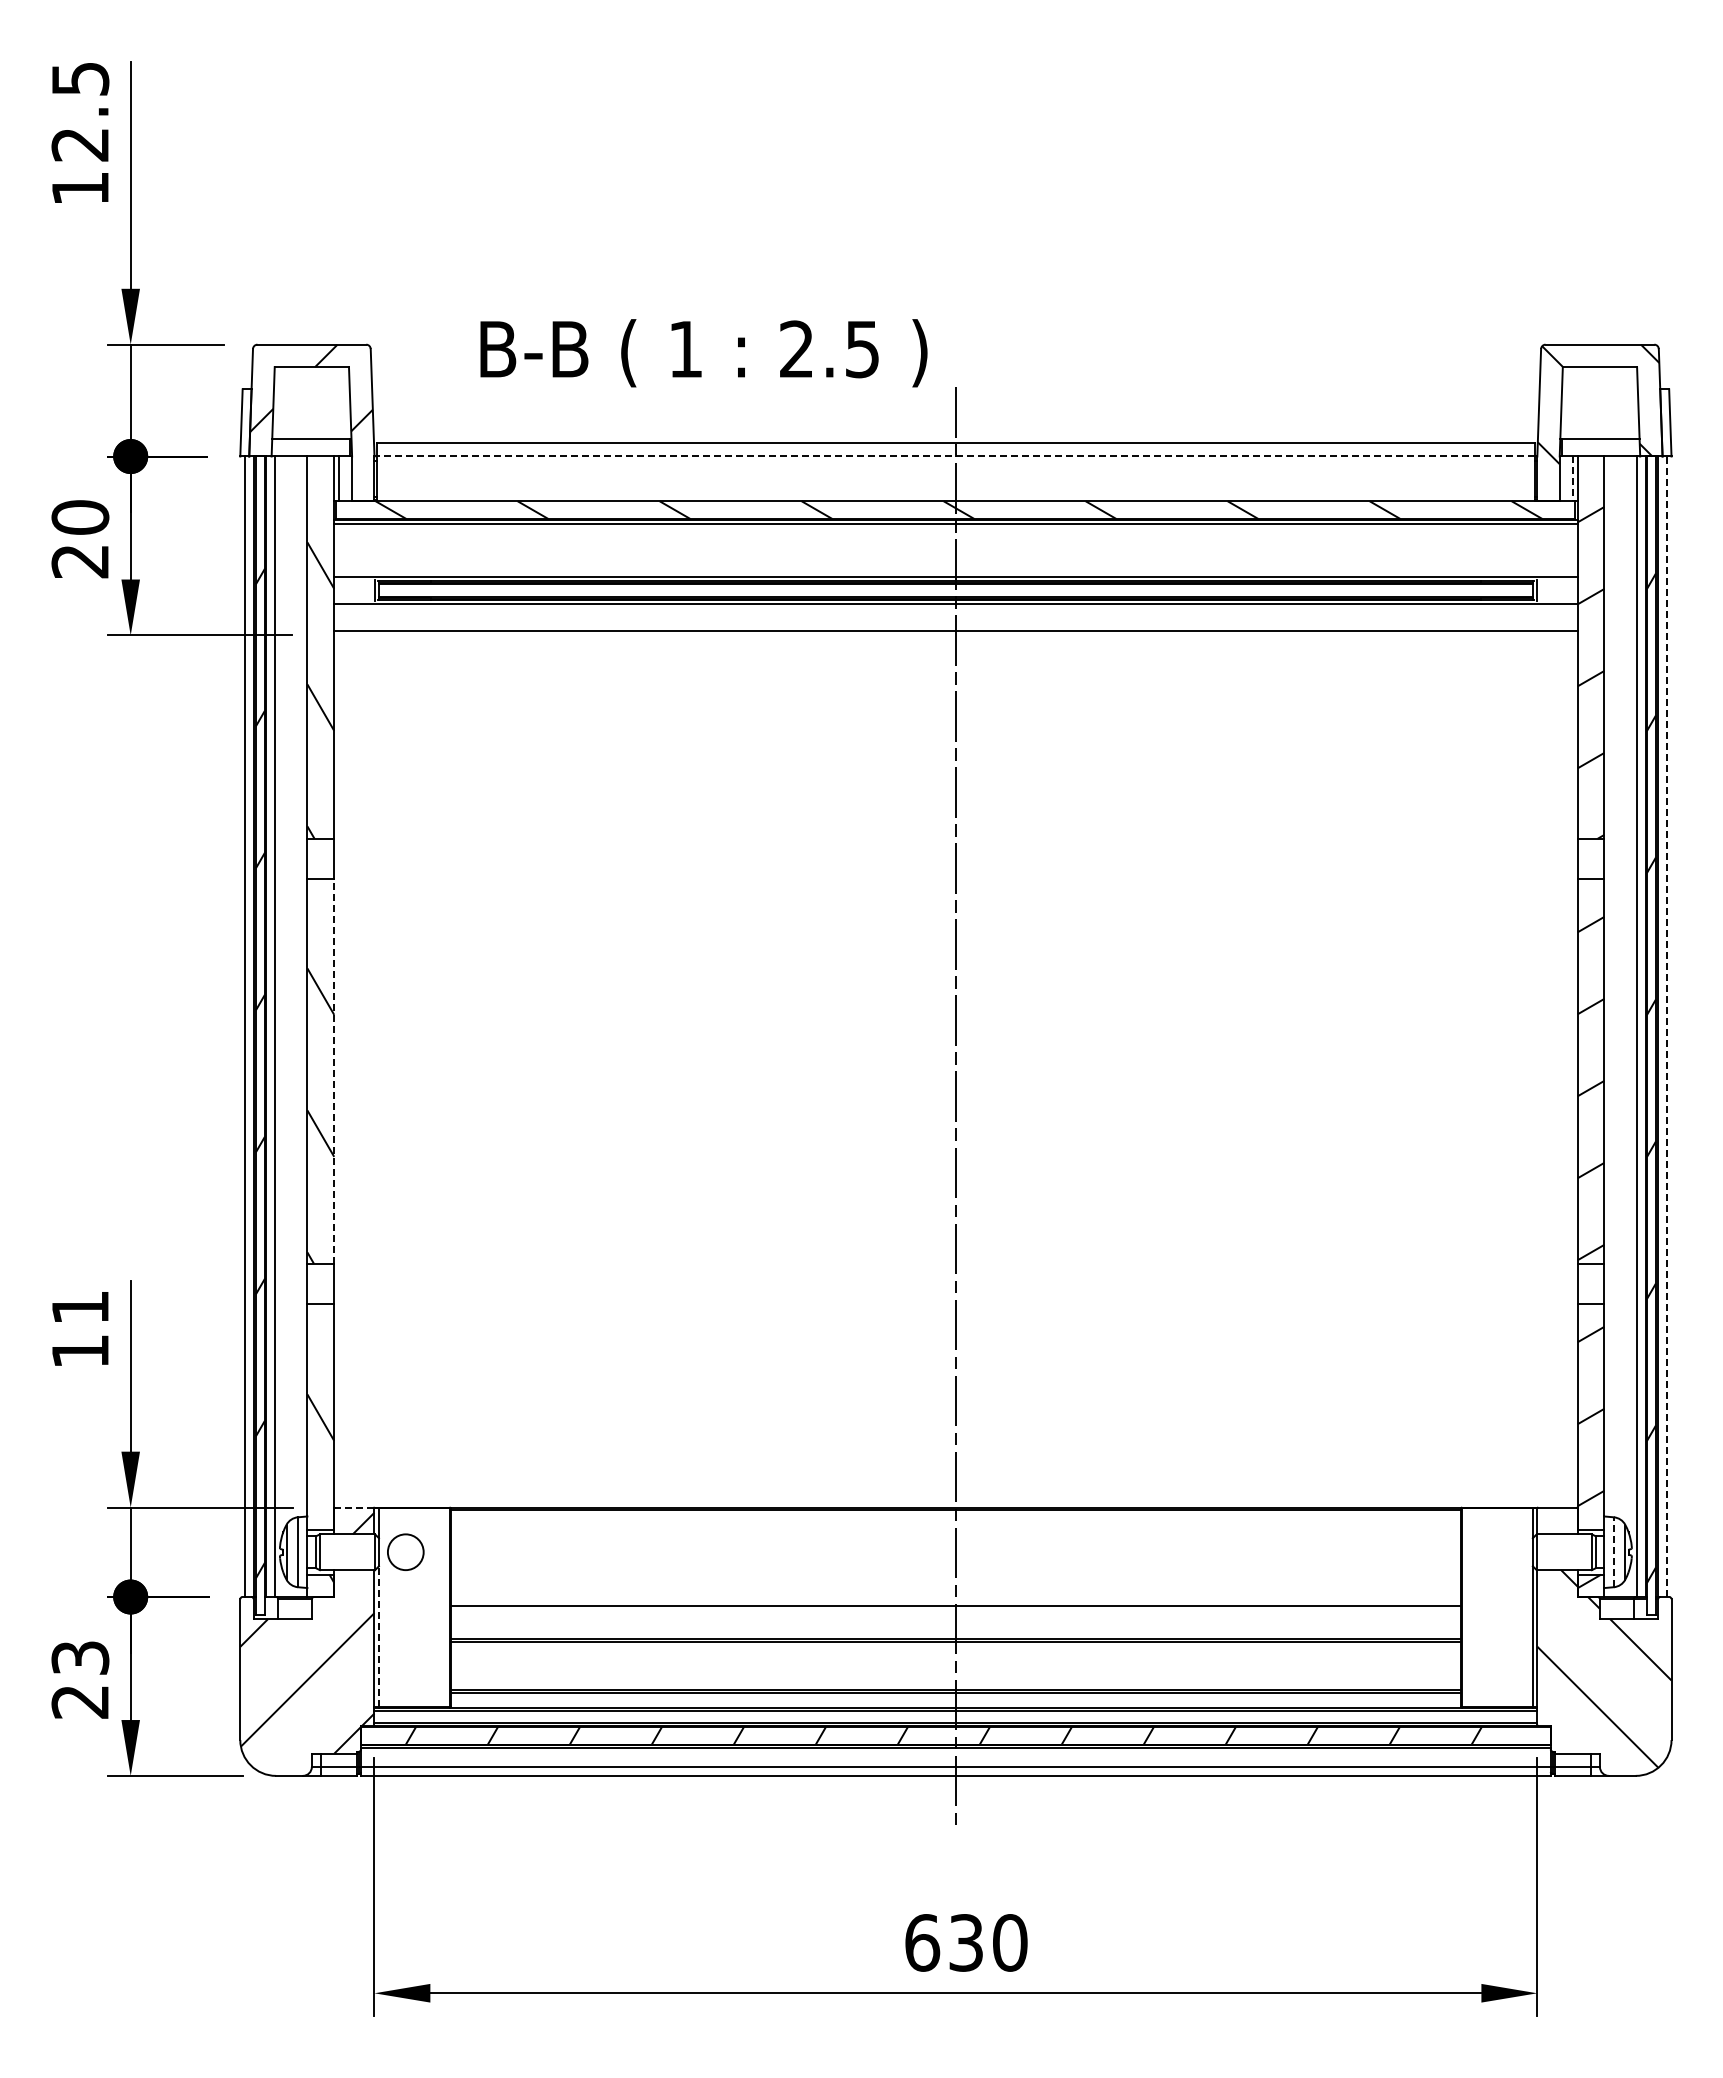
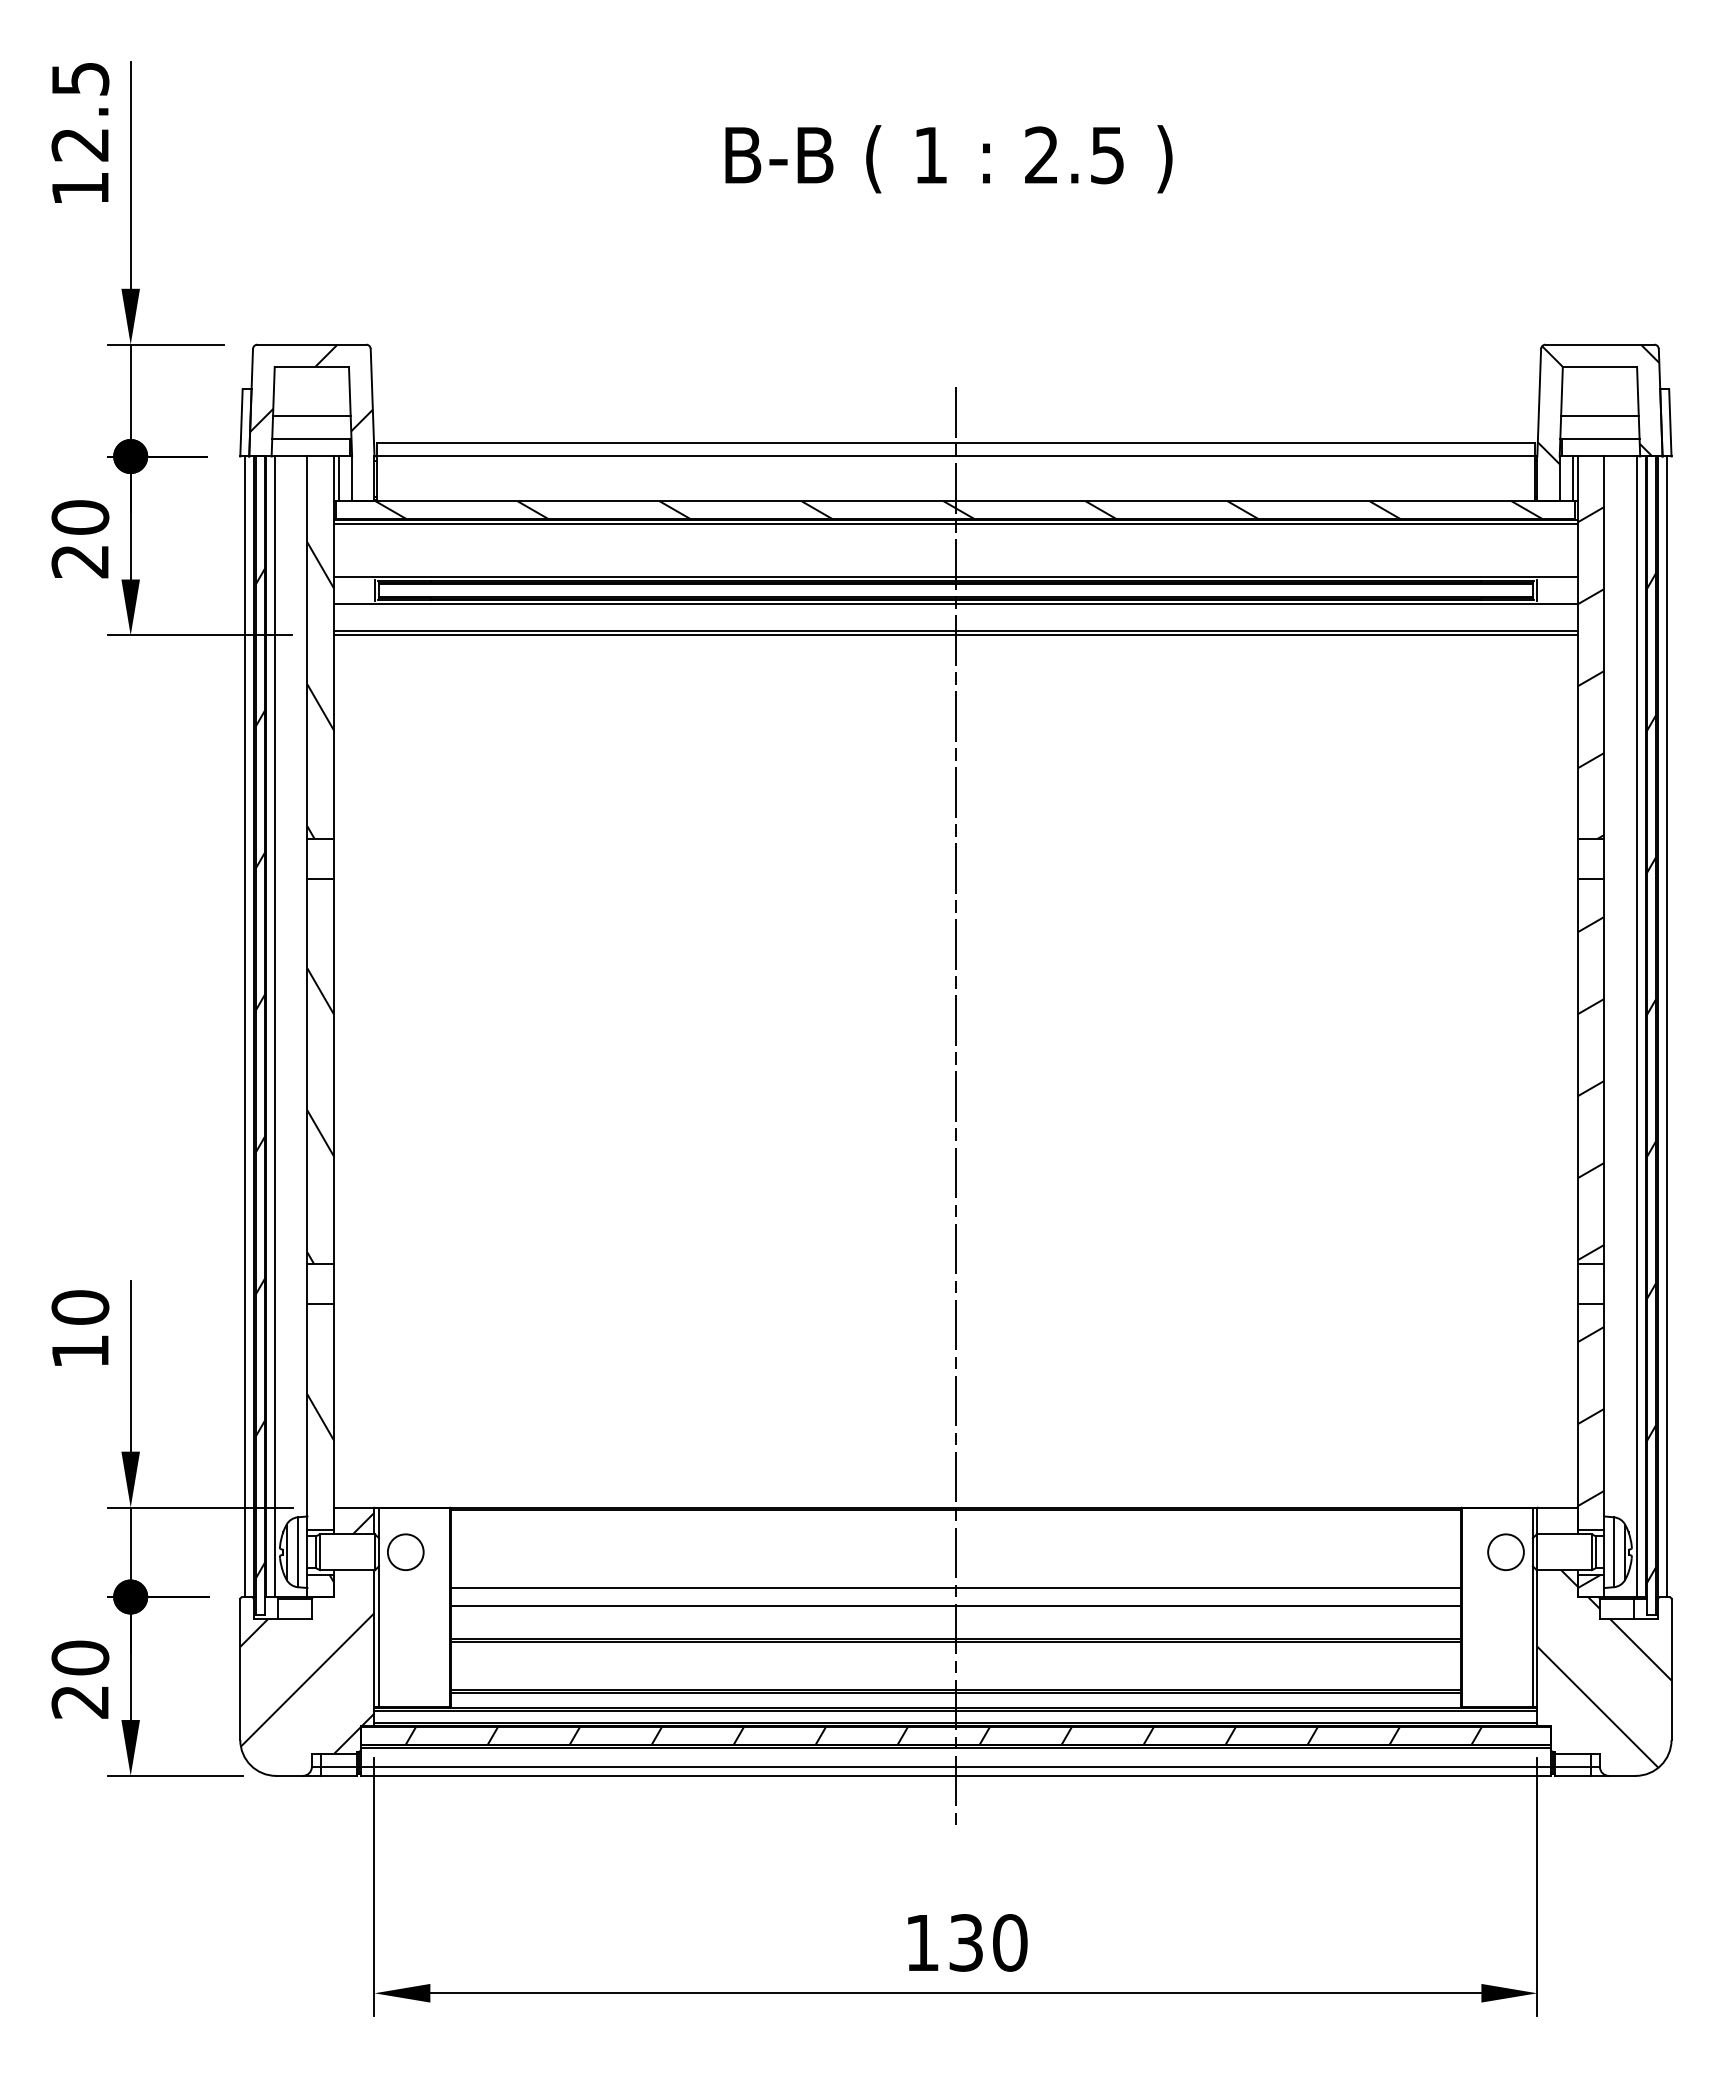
text position: (703, 353) -> (948, 159) (948, 159)
line: none -> present (311, 416)
line: none -> present (1599, 416)
line: dashed -> solid (955, 456)
line: dashed -> solid (1573, 479)
line: none -> present (955, 635)
line: dashed -> solid (1667, 1026)
line: dashed -> solid (334, 1070)
text: 11 -> 10 (80, 1307)
line: dashed -> solid (353, 1507)
circle: none -> present (1505, 1551)
line: dashed -> solid (1613, 1552)
line: none -> present (955, 1588)
line: dashed -> solid (378, 1636)
text: 23 -> 20 (80, 1657)
text: 630 -> 130 (922, 1942)
